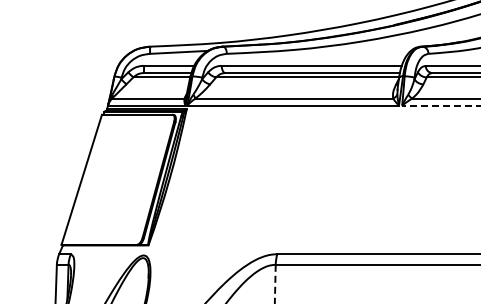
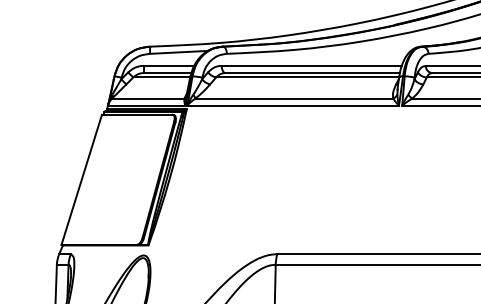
line: dashed -> solid (441, 105)
line: dashed -> solid (275, 284)
